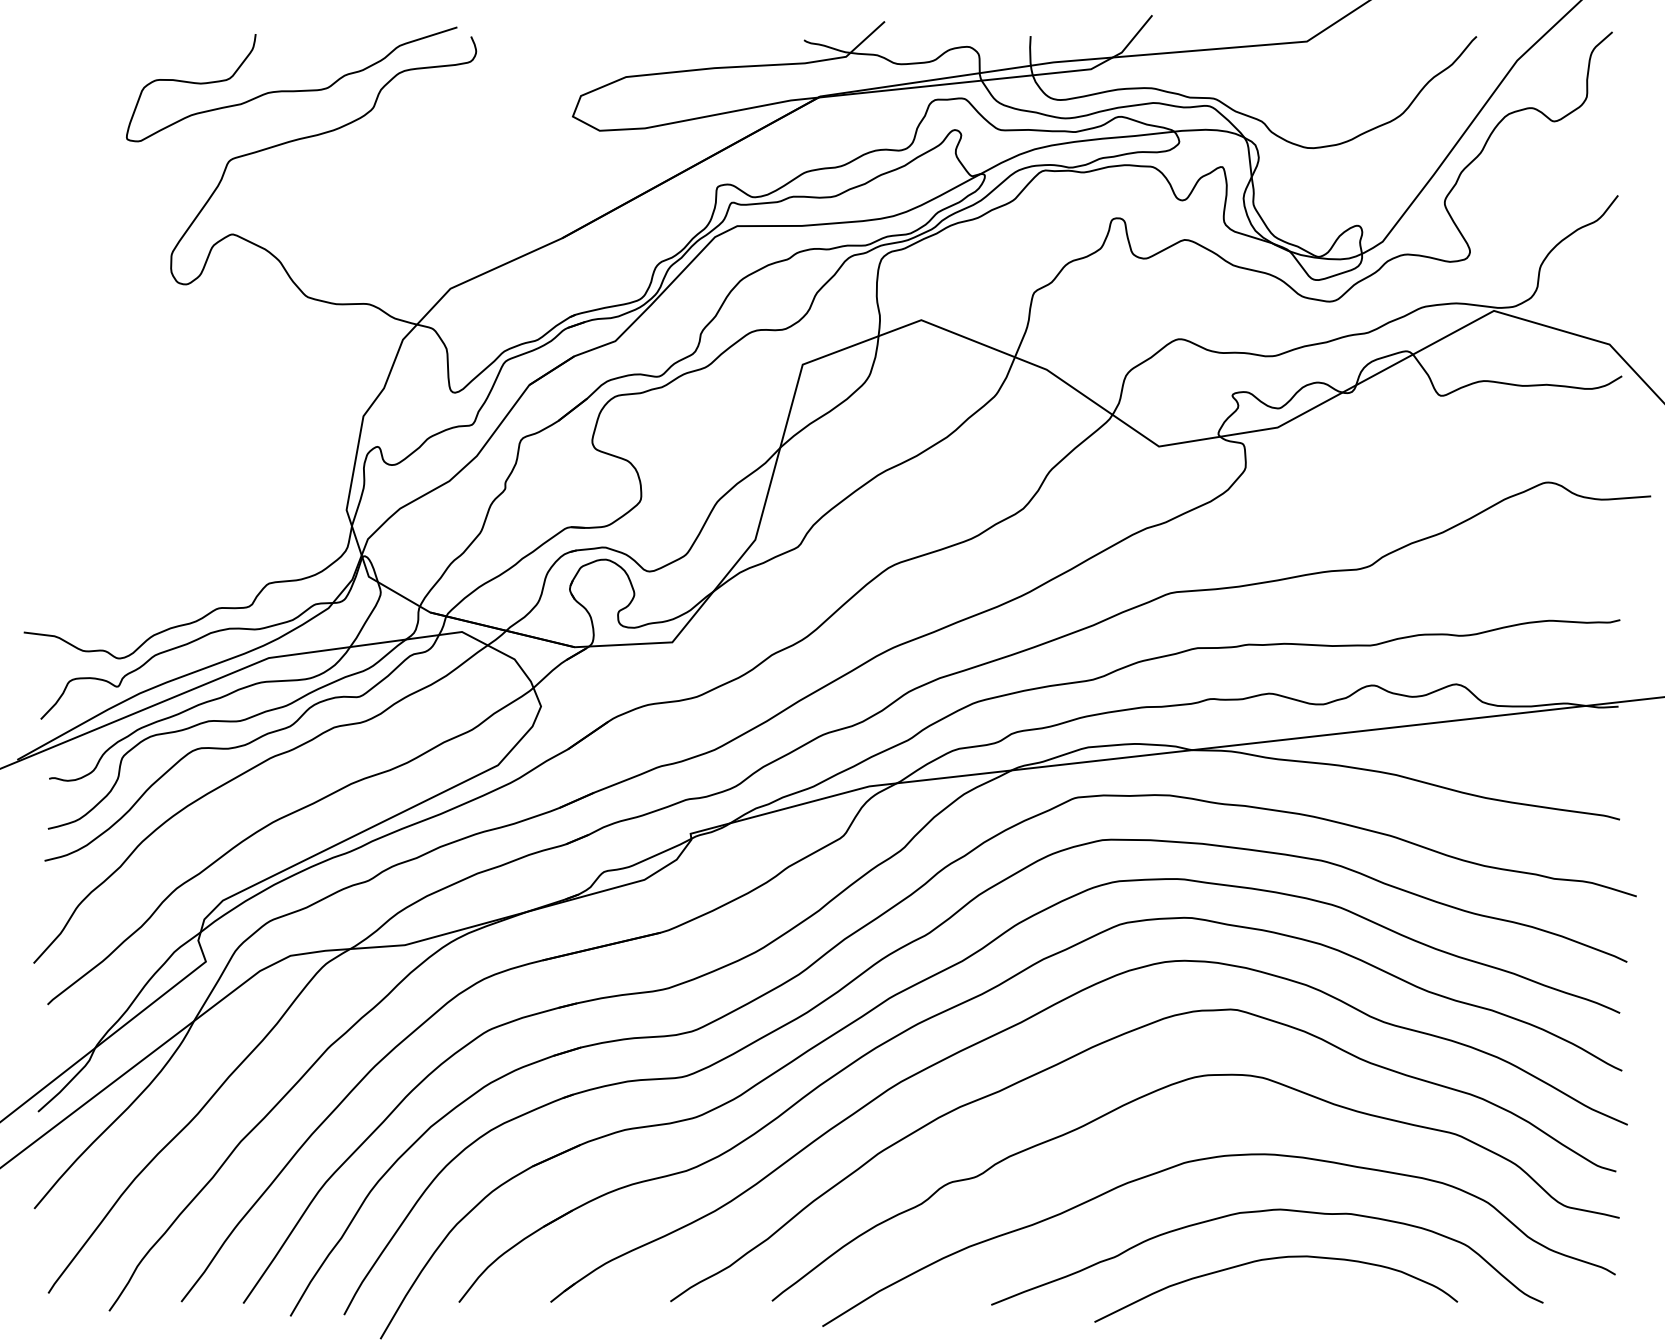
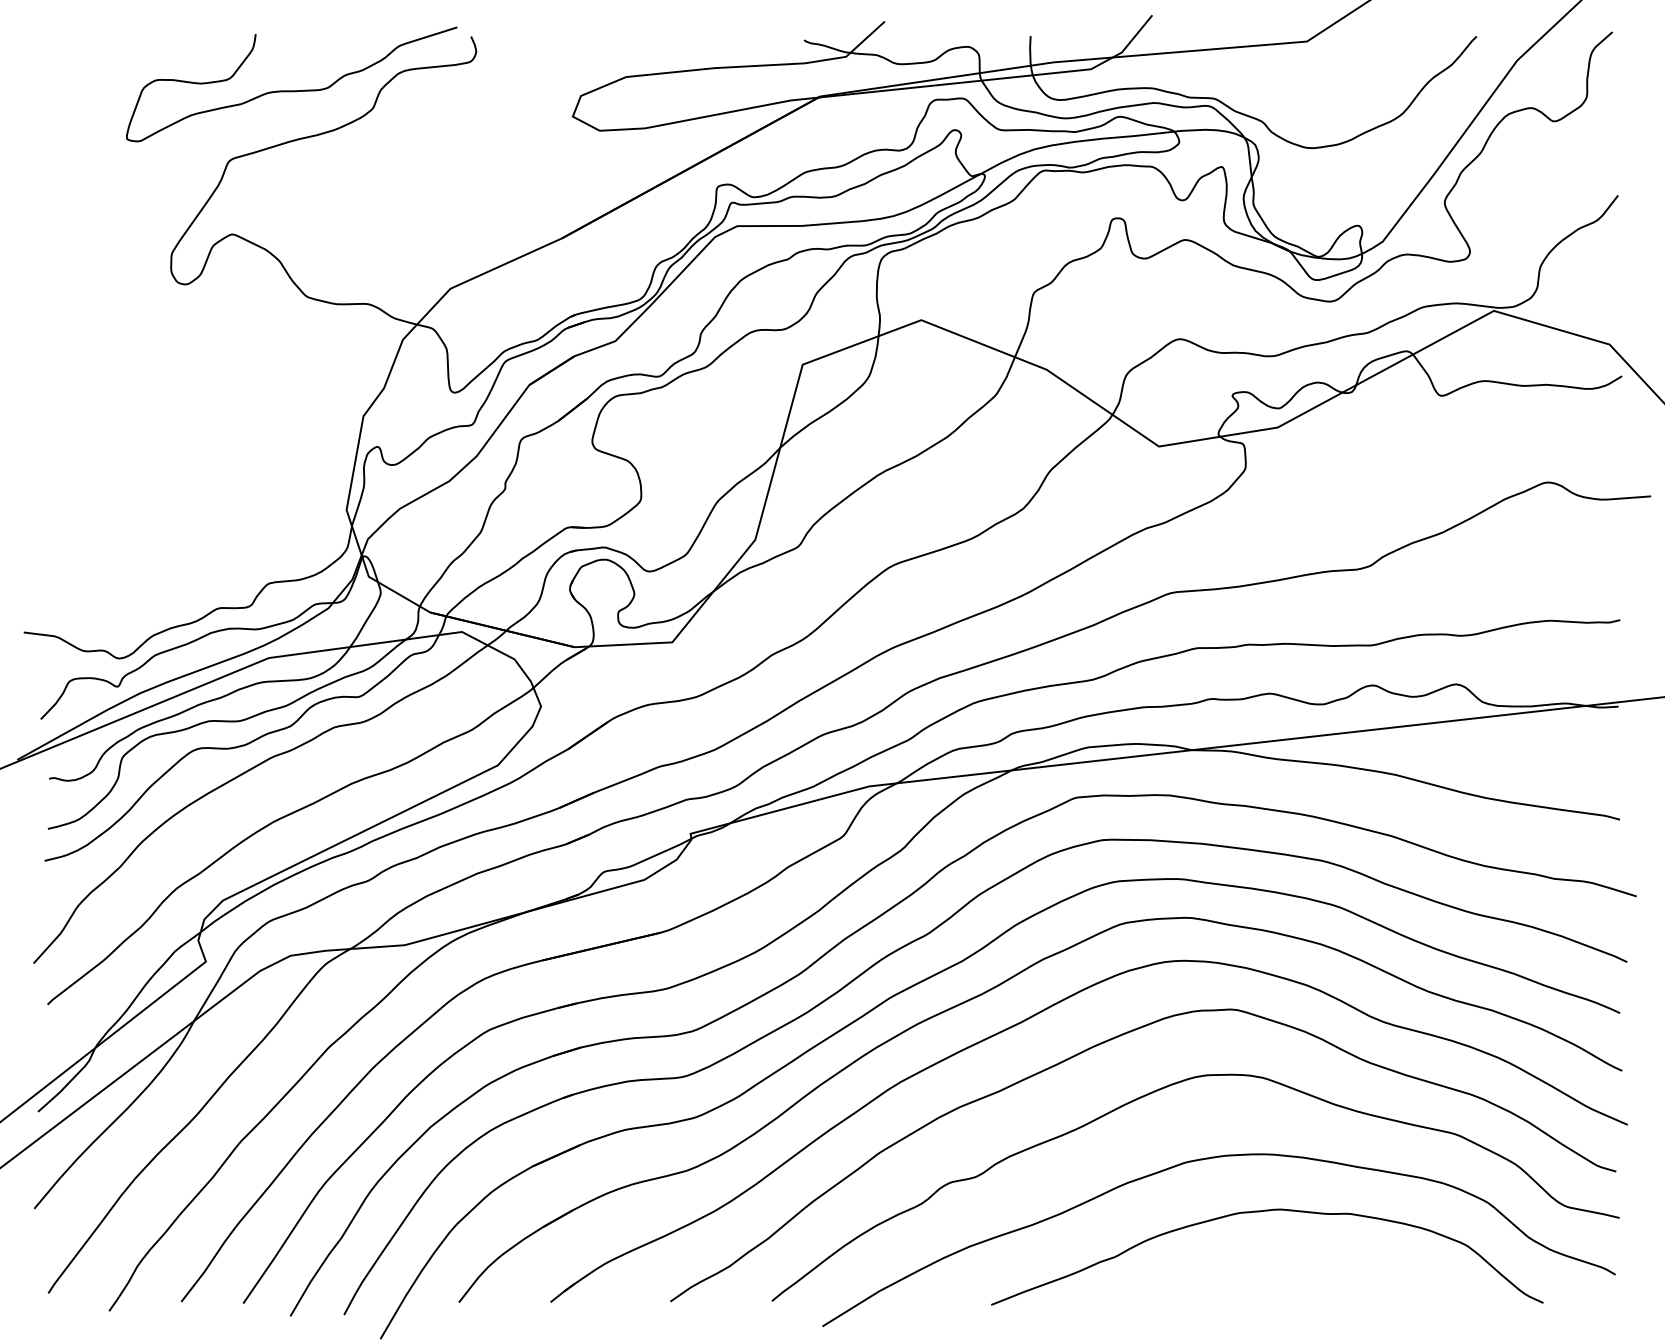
curve: present -> none (1274, 1259)
